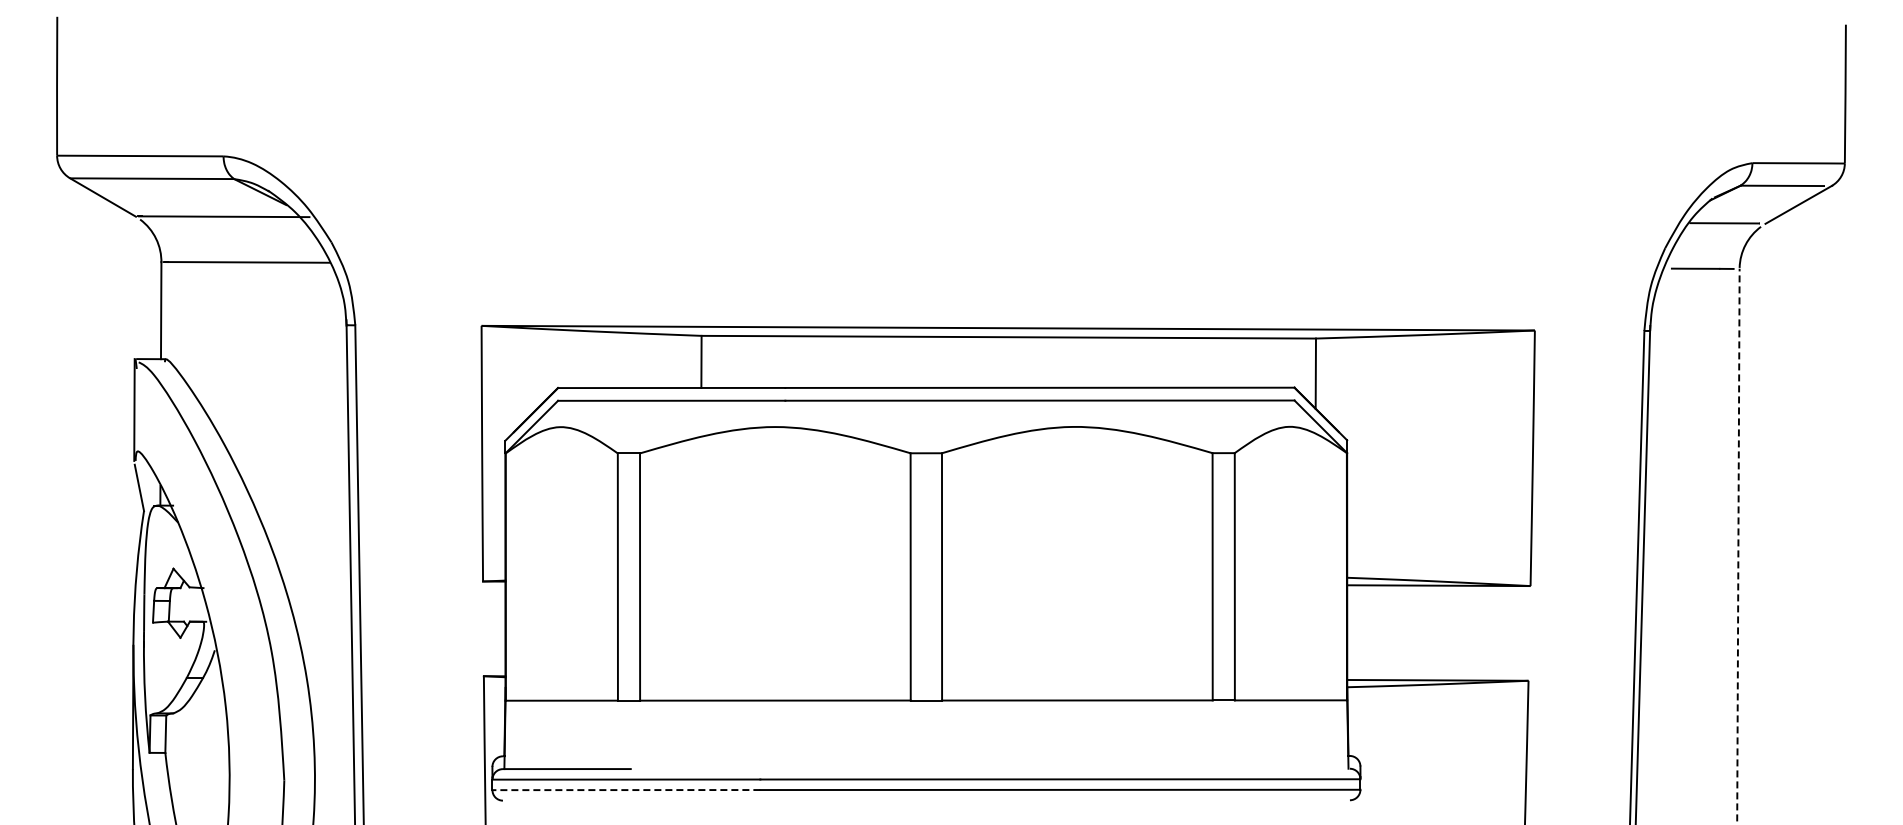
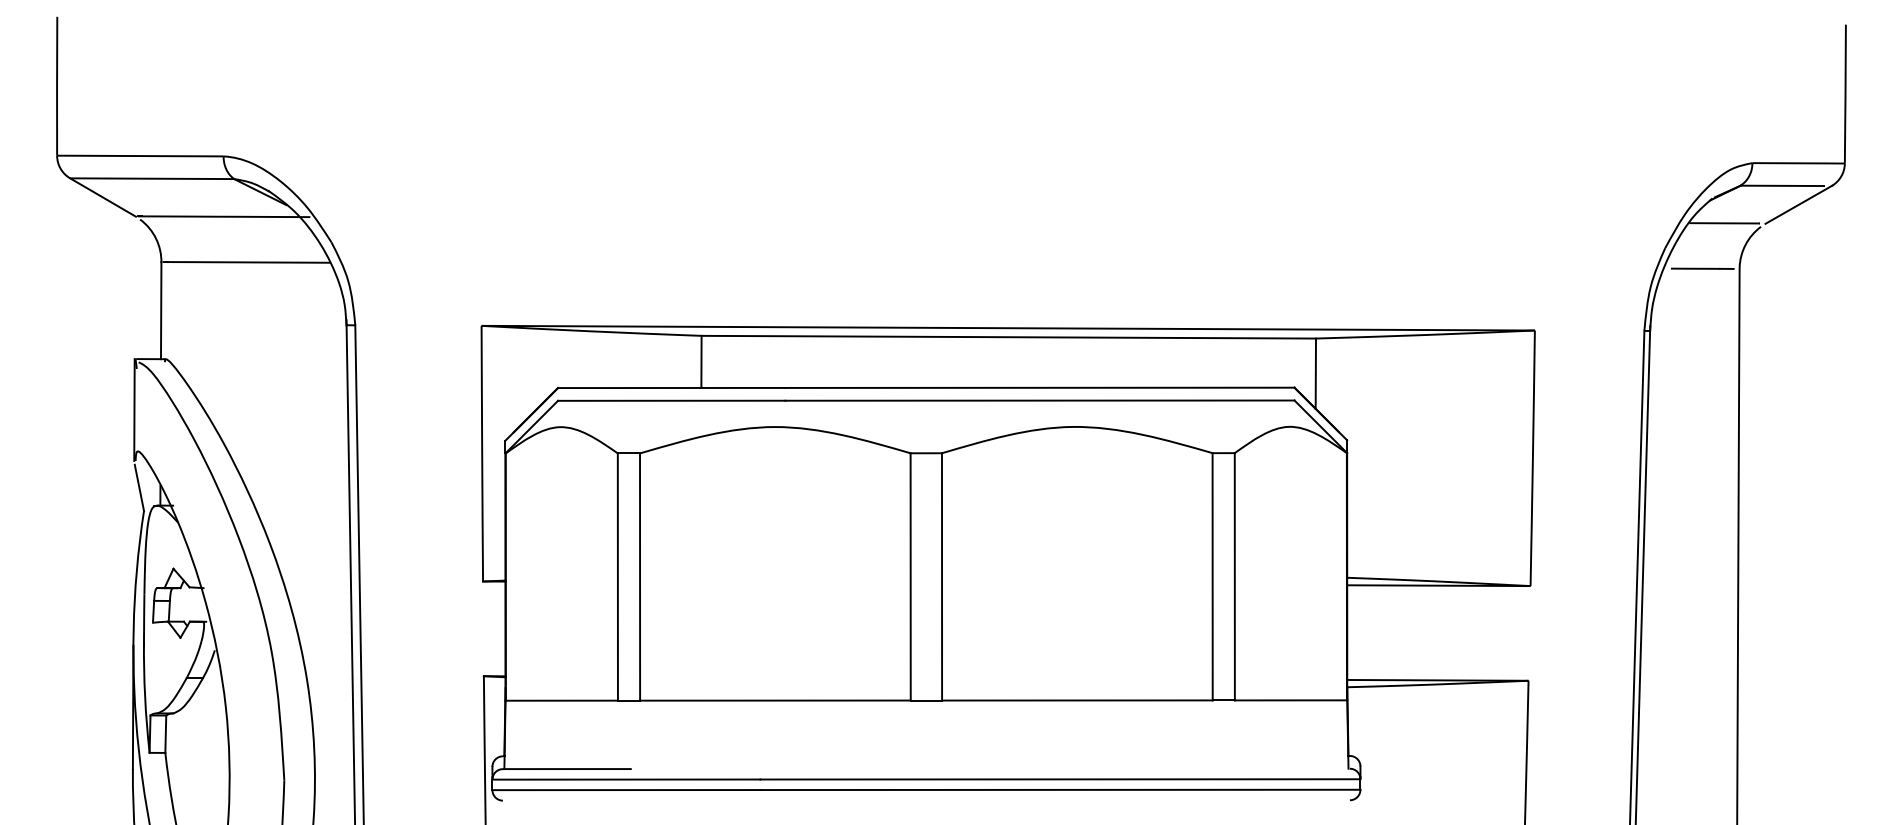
line: dashed -> solid (1738, 546)
line: dashed -> solid (626, 790)
